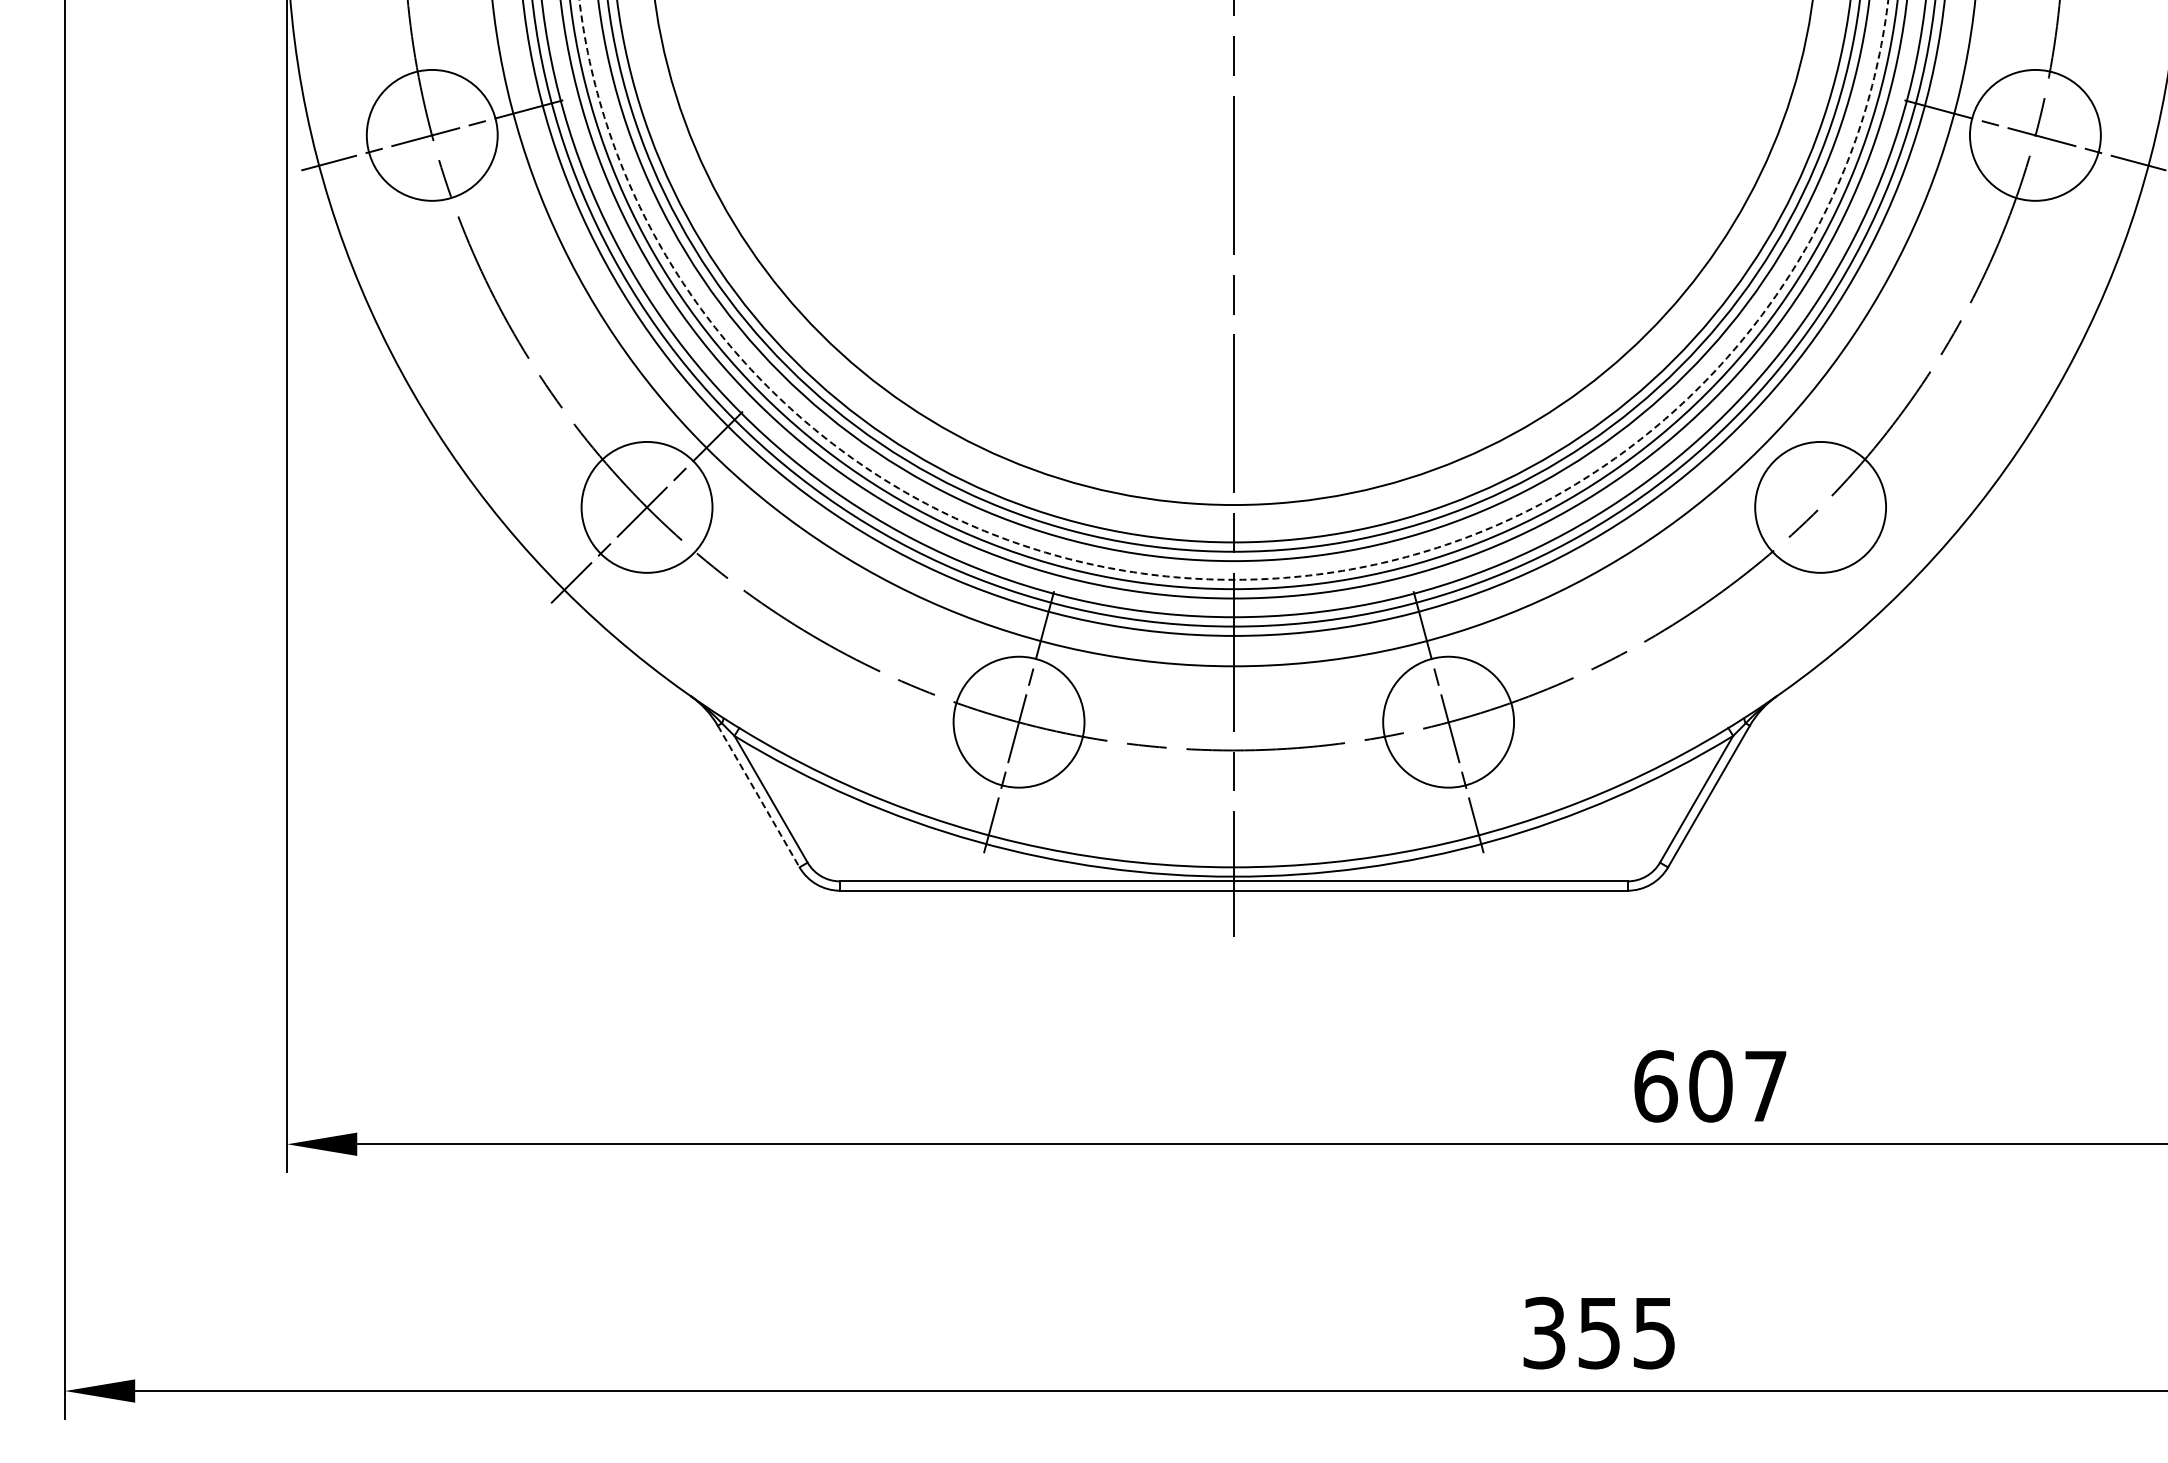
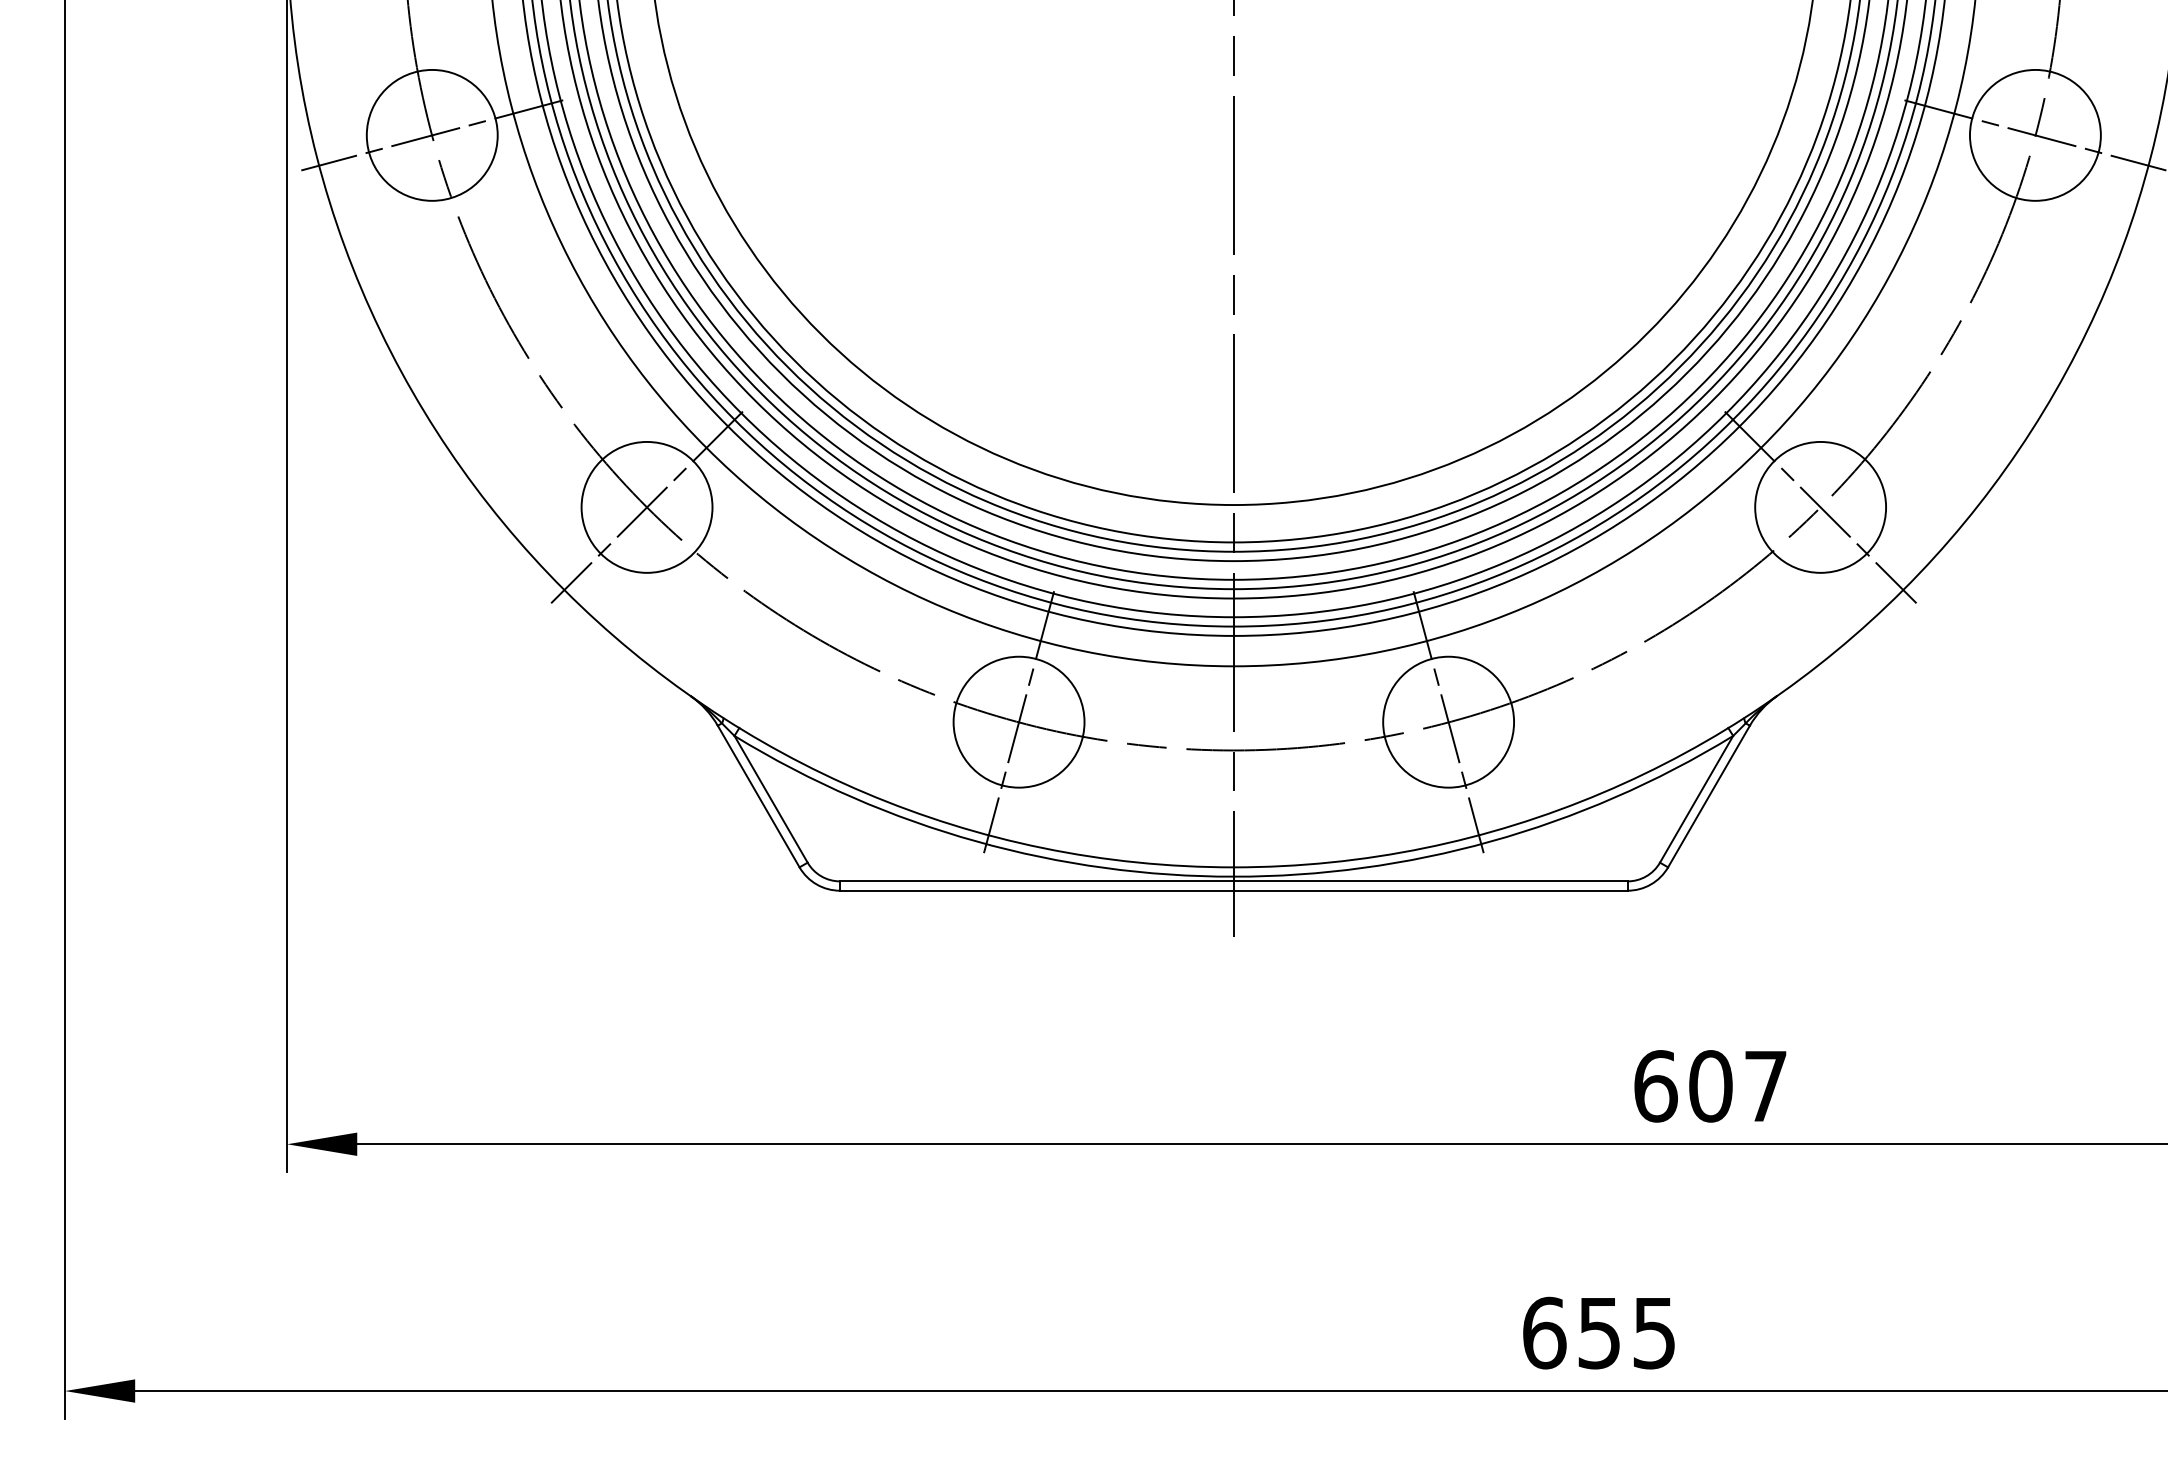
circle: dashed -> solid (1233, 289)
line: none -> present (1820, 507)
line: dashed -> solid (758, 796)
text: 355 -> 655 (1544, 1332)
